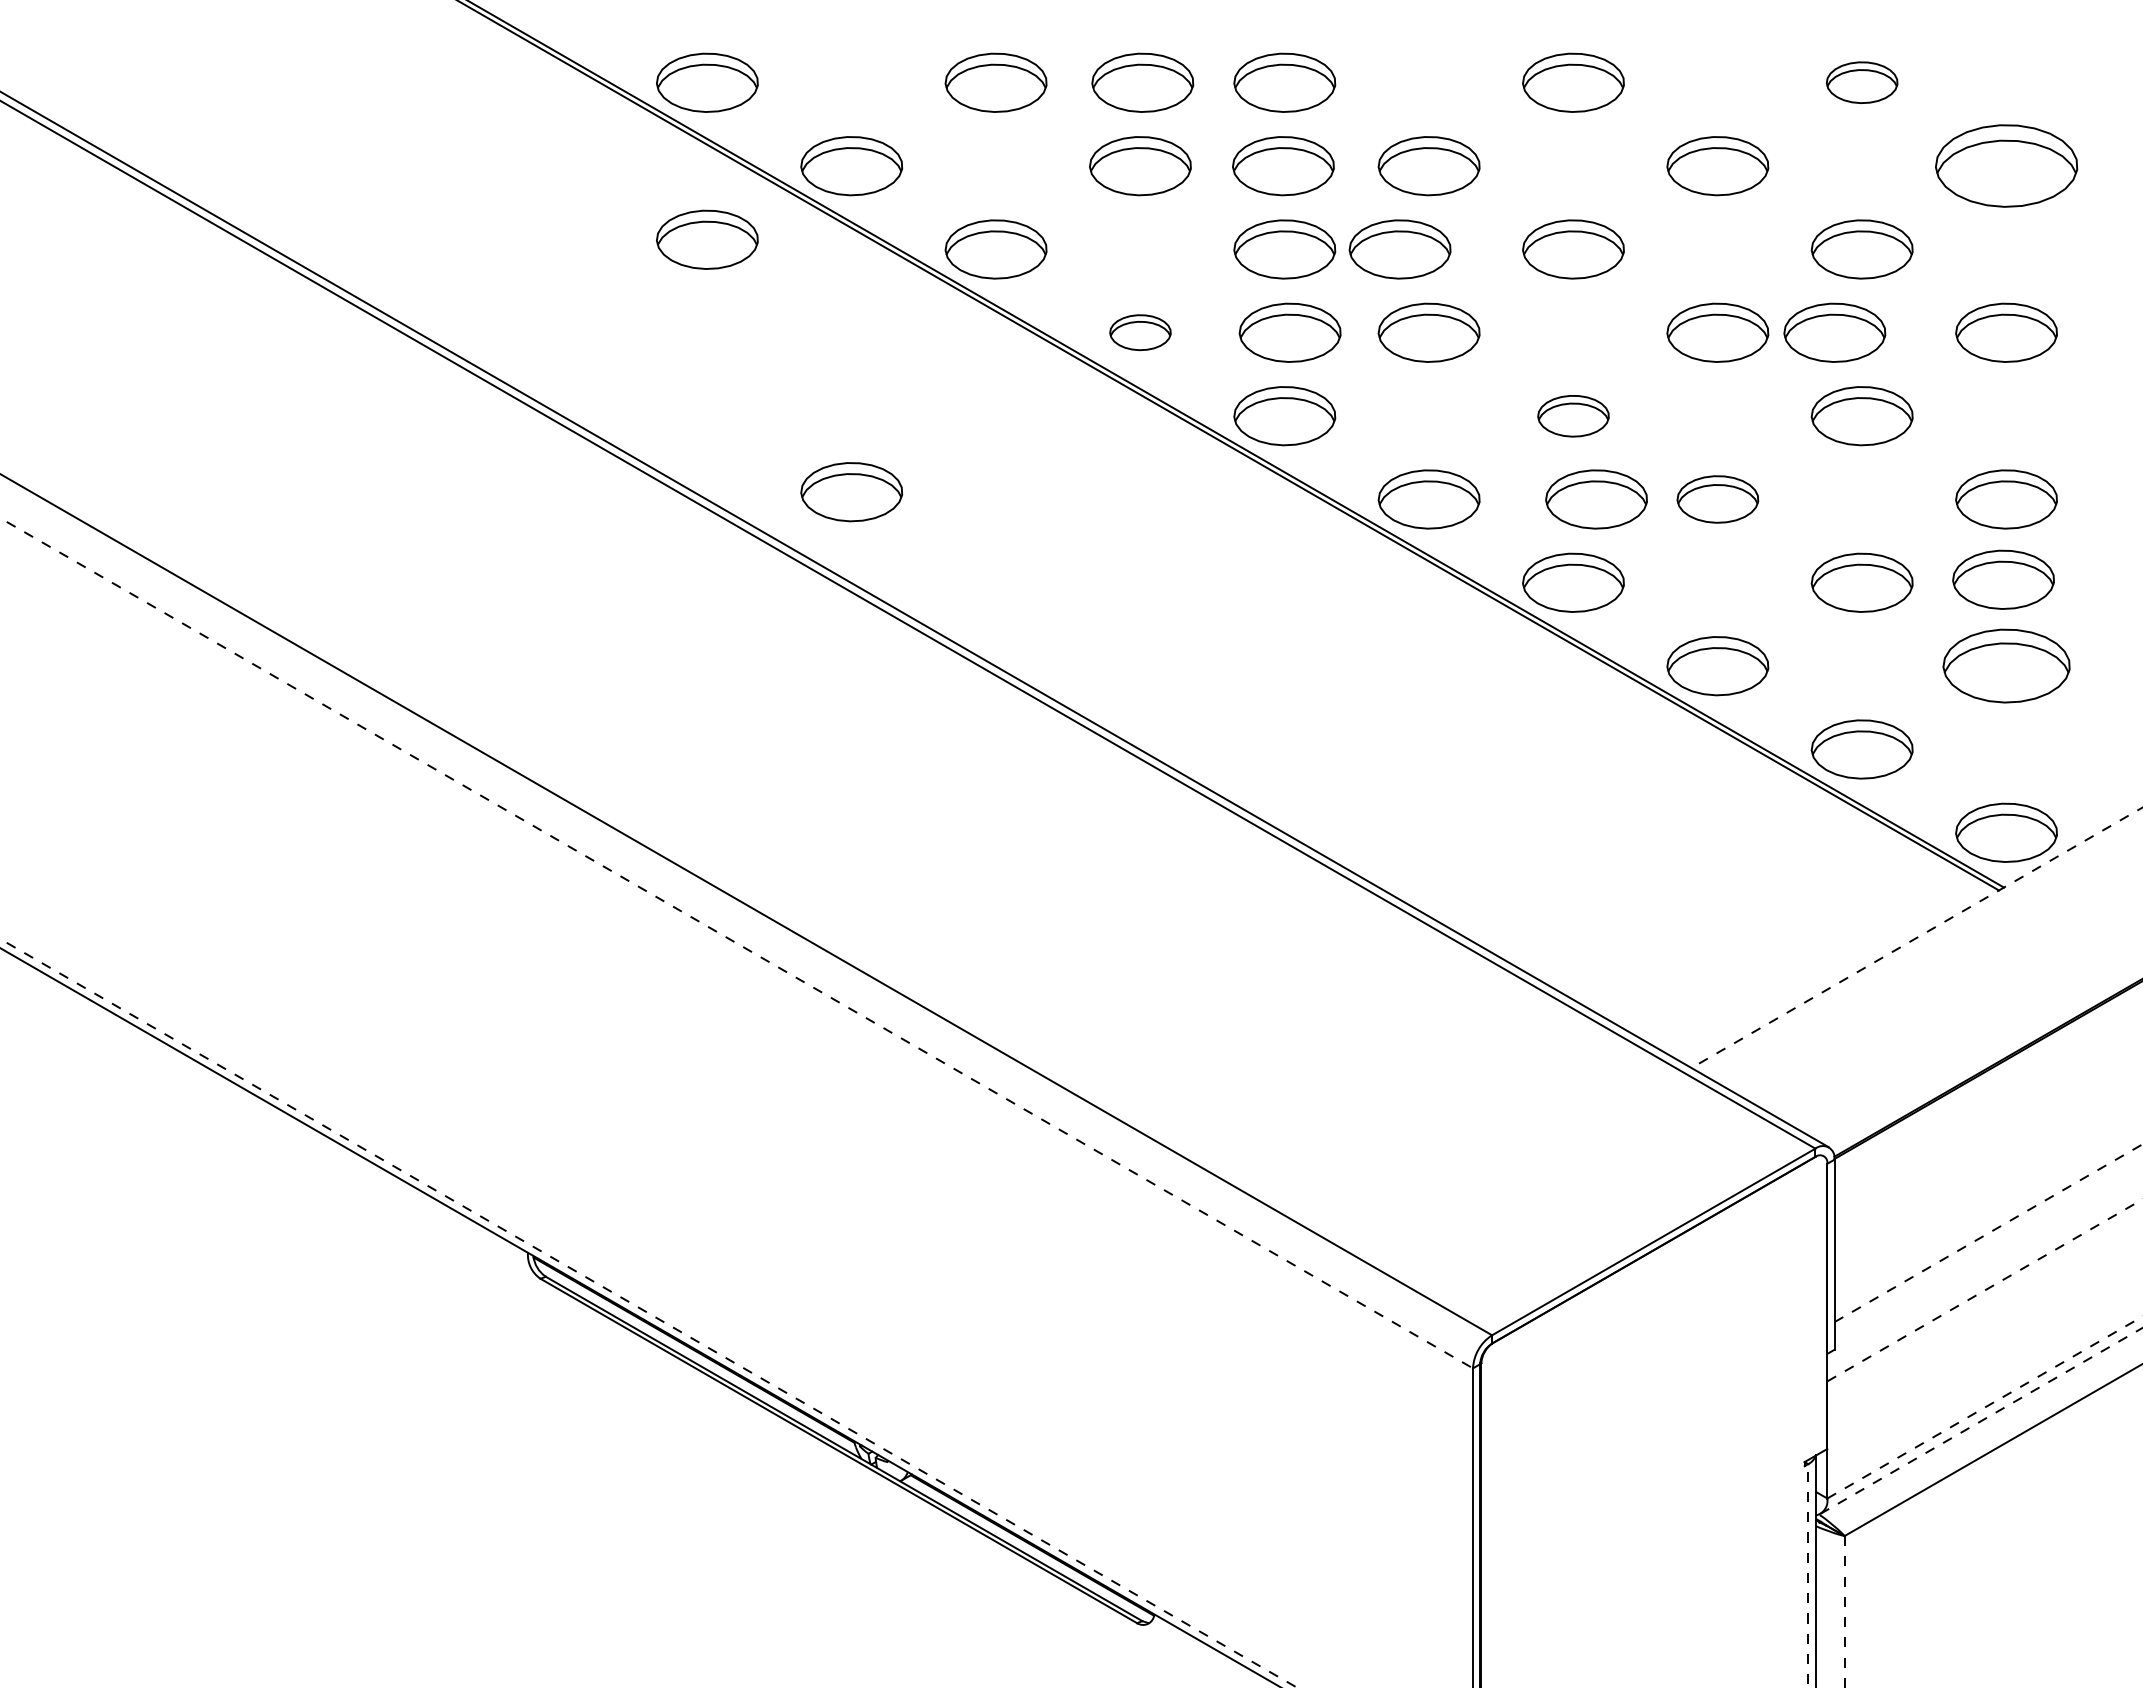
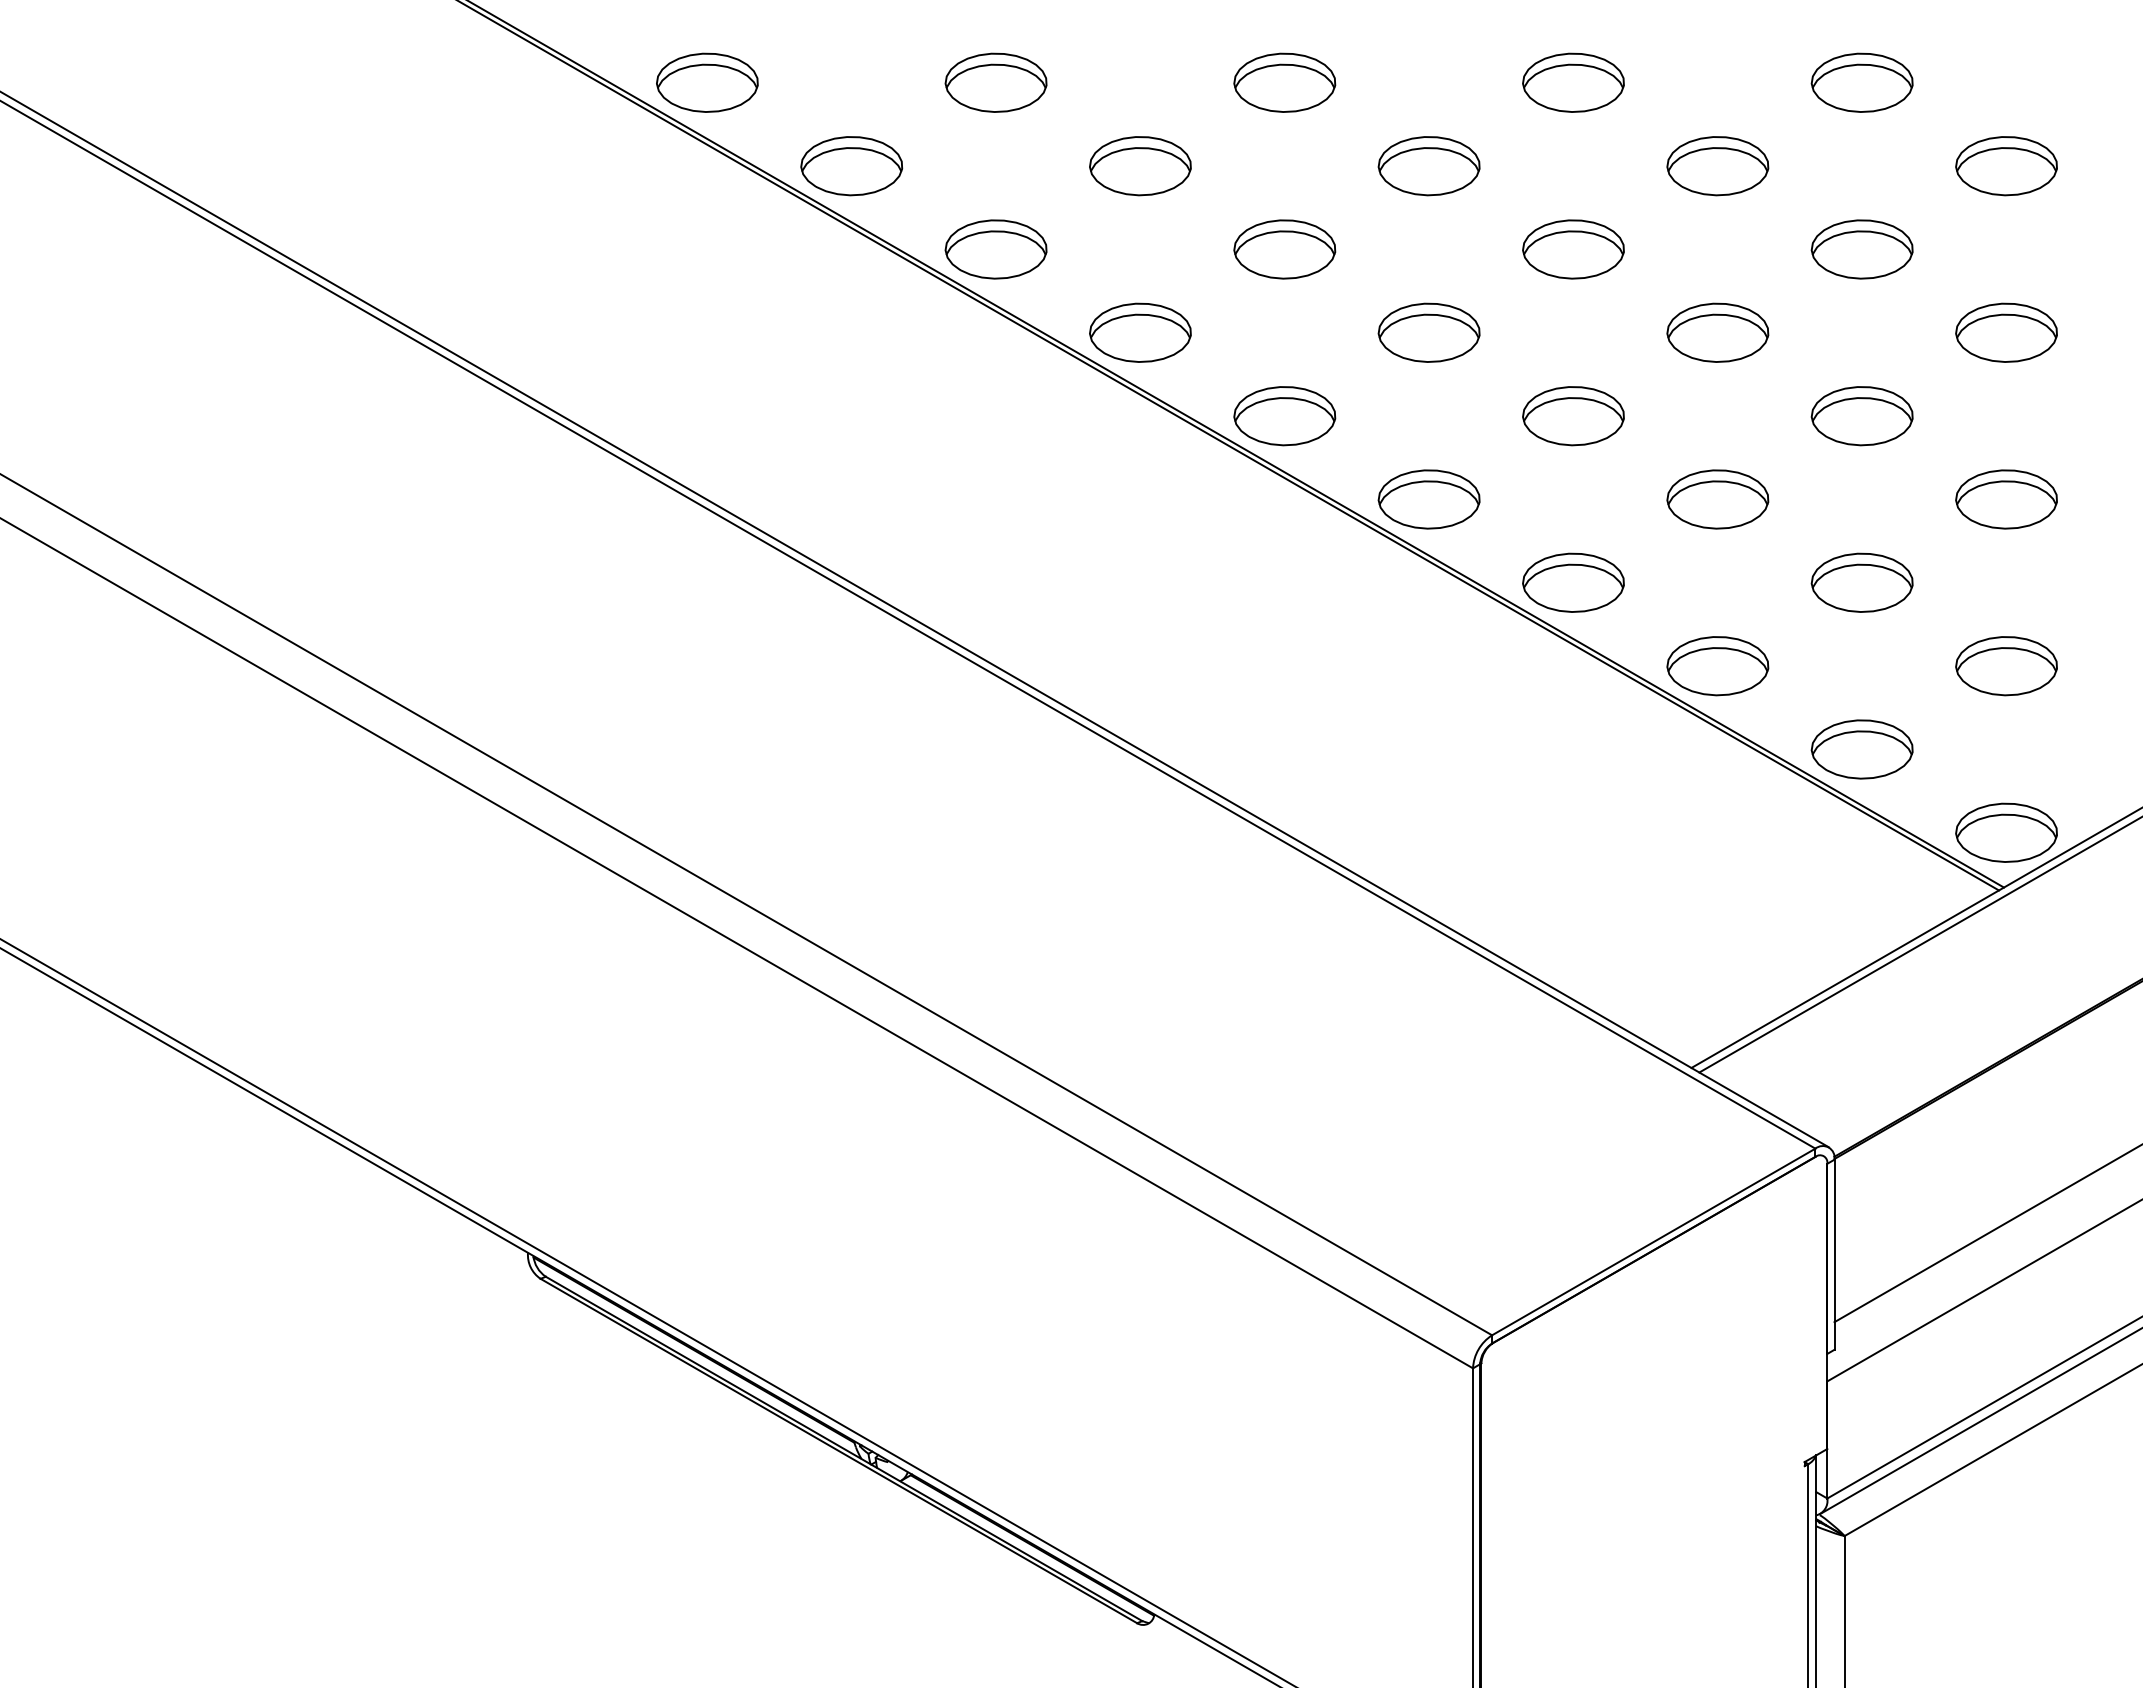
part: present -> none (1142, 82)
part size: 74x43 px -> 104x61 px (1861, 82)
part size: 144x84 px -> 103x61 px (2006, 166)
part: present -> none (1283, 166)
part: present -> none (707, 239)
part: present -> none (1399, 249)
part size: 63x38 px -> 103x61 px (1140, 332)
part: present -> none (1289, 332)
part: present -> none (1834, 332)
part size: 73x43 px -> 103x61 px (1573, 416)
part: present -> none (851, 492)
part: present -> none (1596, 499)
part size: 84x49 px -> 104x61 px (1717, 499)
part: present -> none (2003, 579)
part size: 129x76 px -> 103x61 px (2006, 666)
line: dashed -> solid (1916, 938)
line: dashed -> solid (736, 943)
line: none -> present (1919, 945)
line: dashed -> solid (1988, 1233)
line: dashed -> solid (1984, 1290)
line: dashed -> solid (649, 1313)
line: dashed -> solid (1984, 1407)
line: dashed -> solid (1981, 1420)
line: dashed -> solid (1808, 1575)
line: dashed -> solid (1844, 1612)
